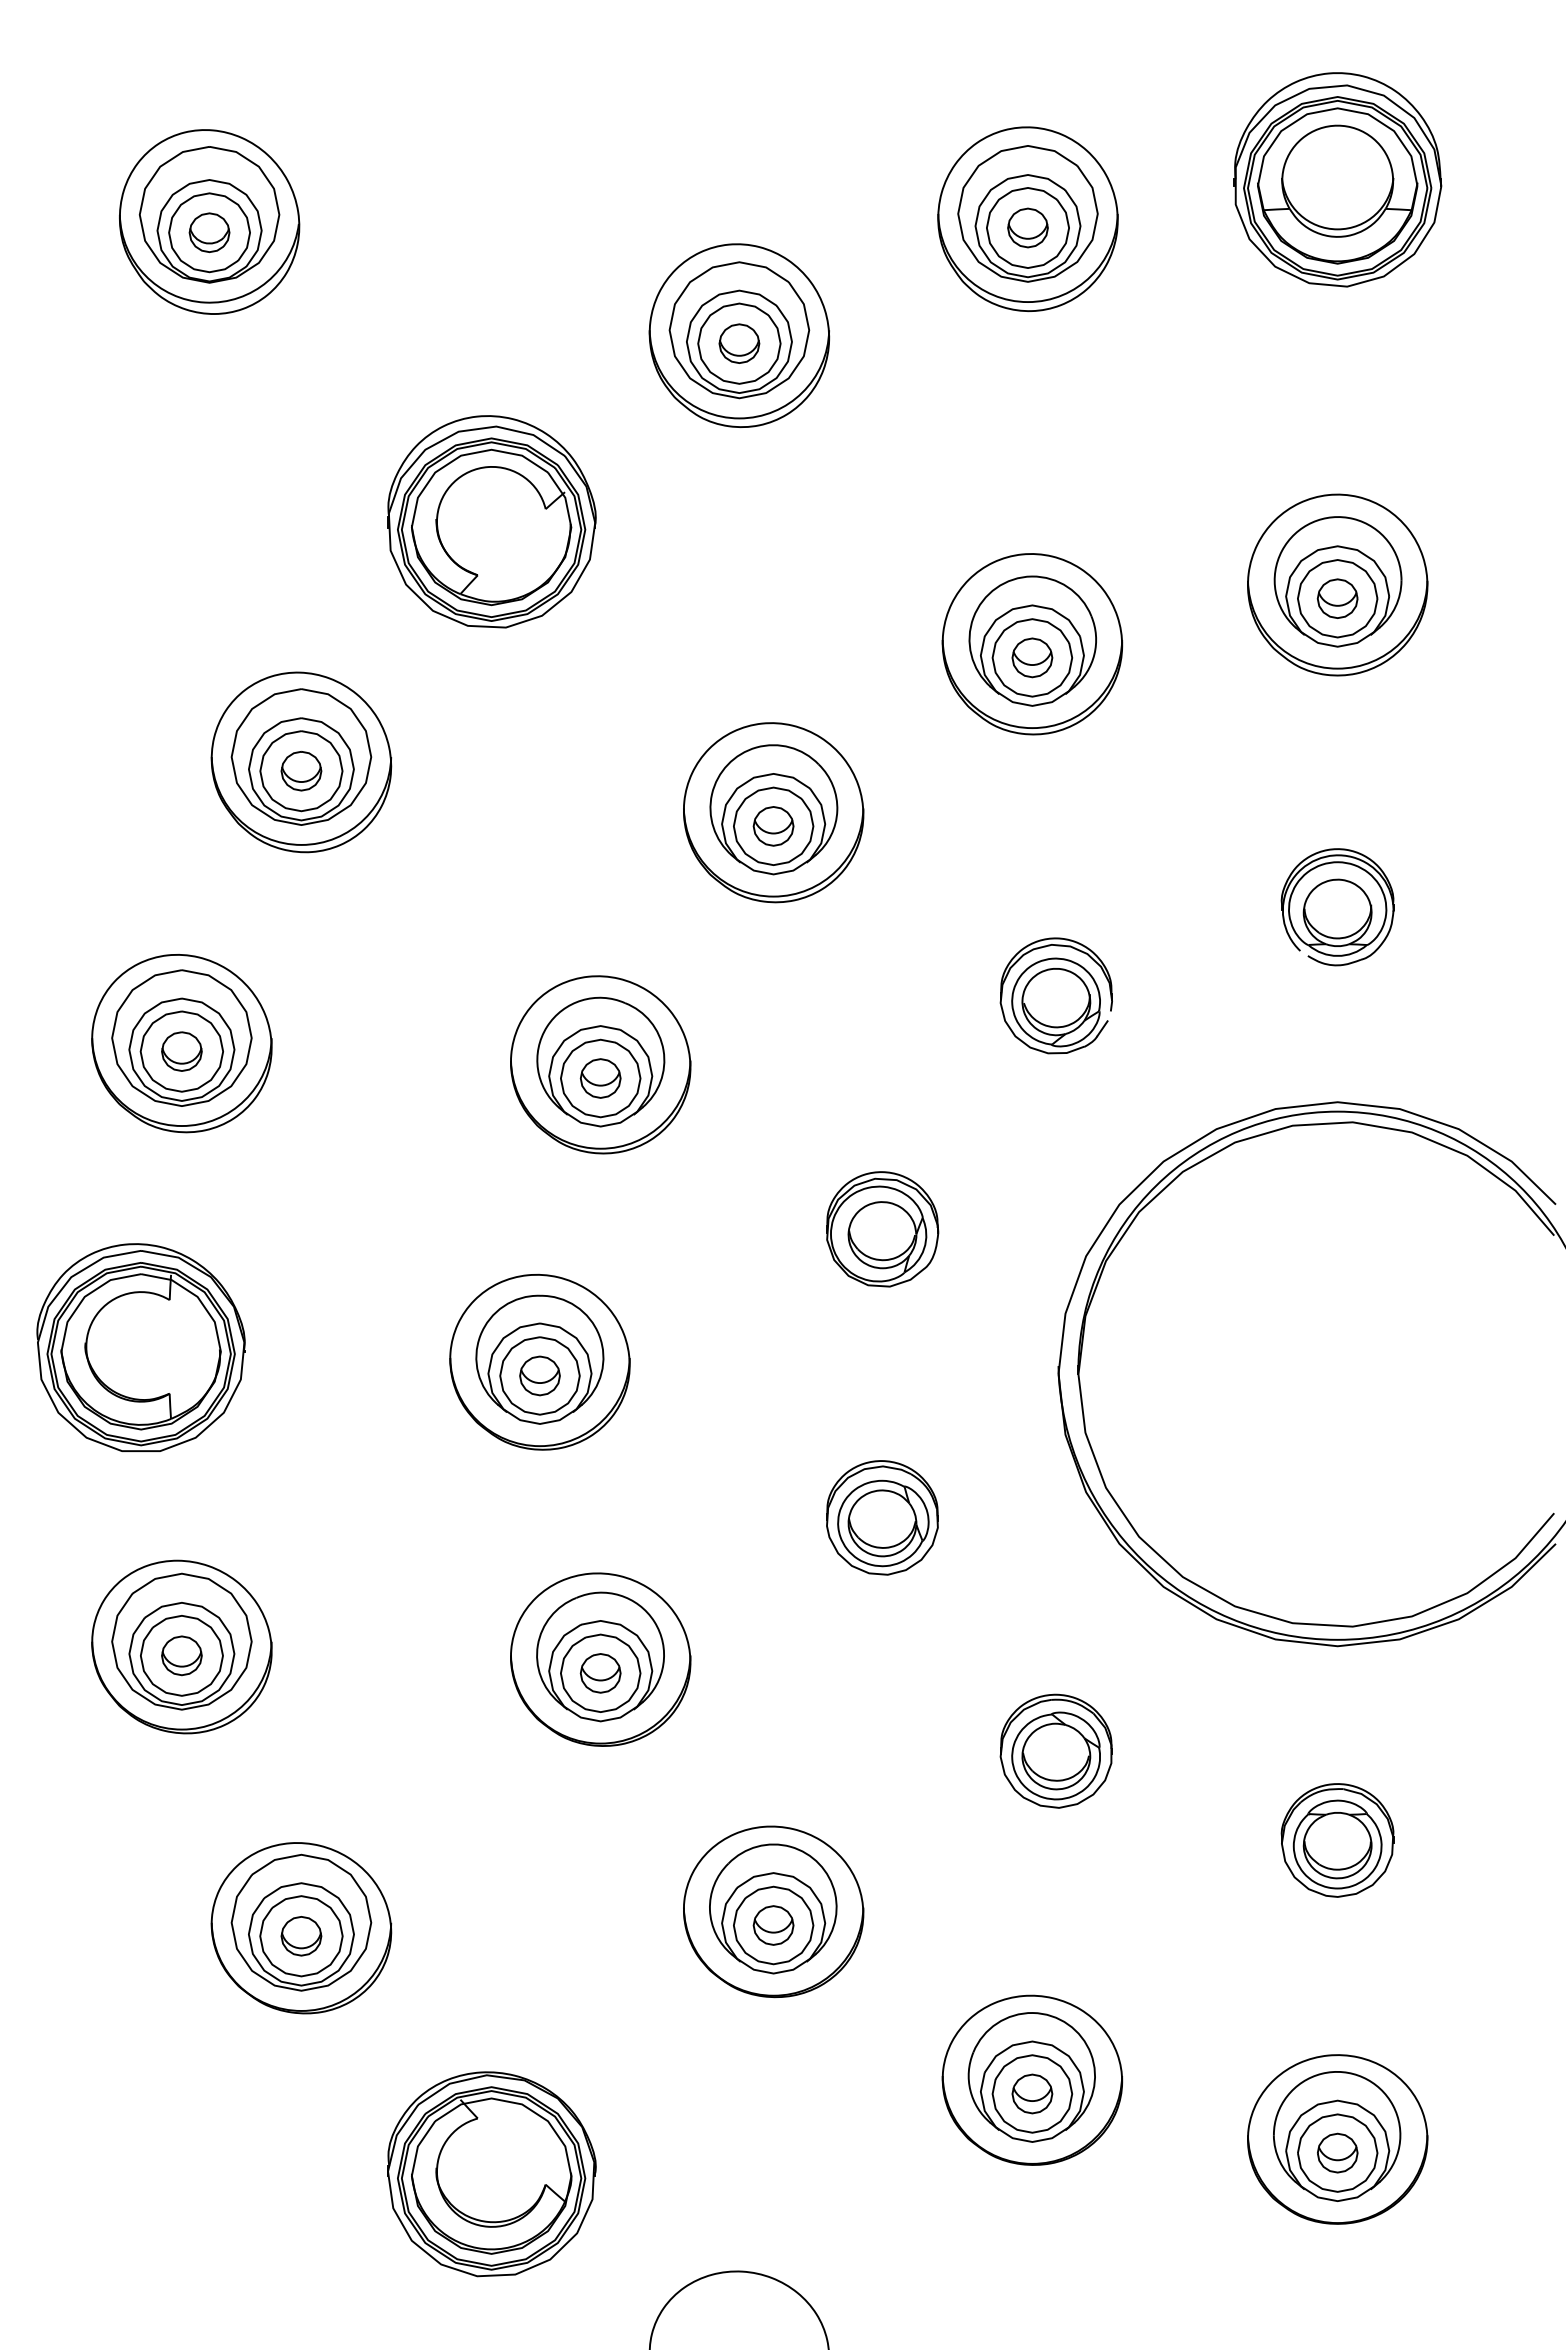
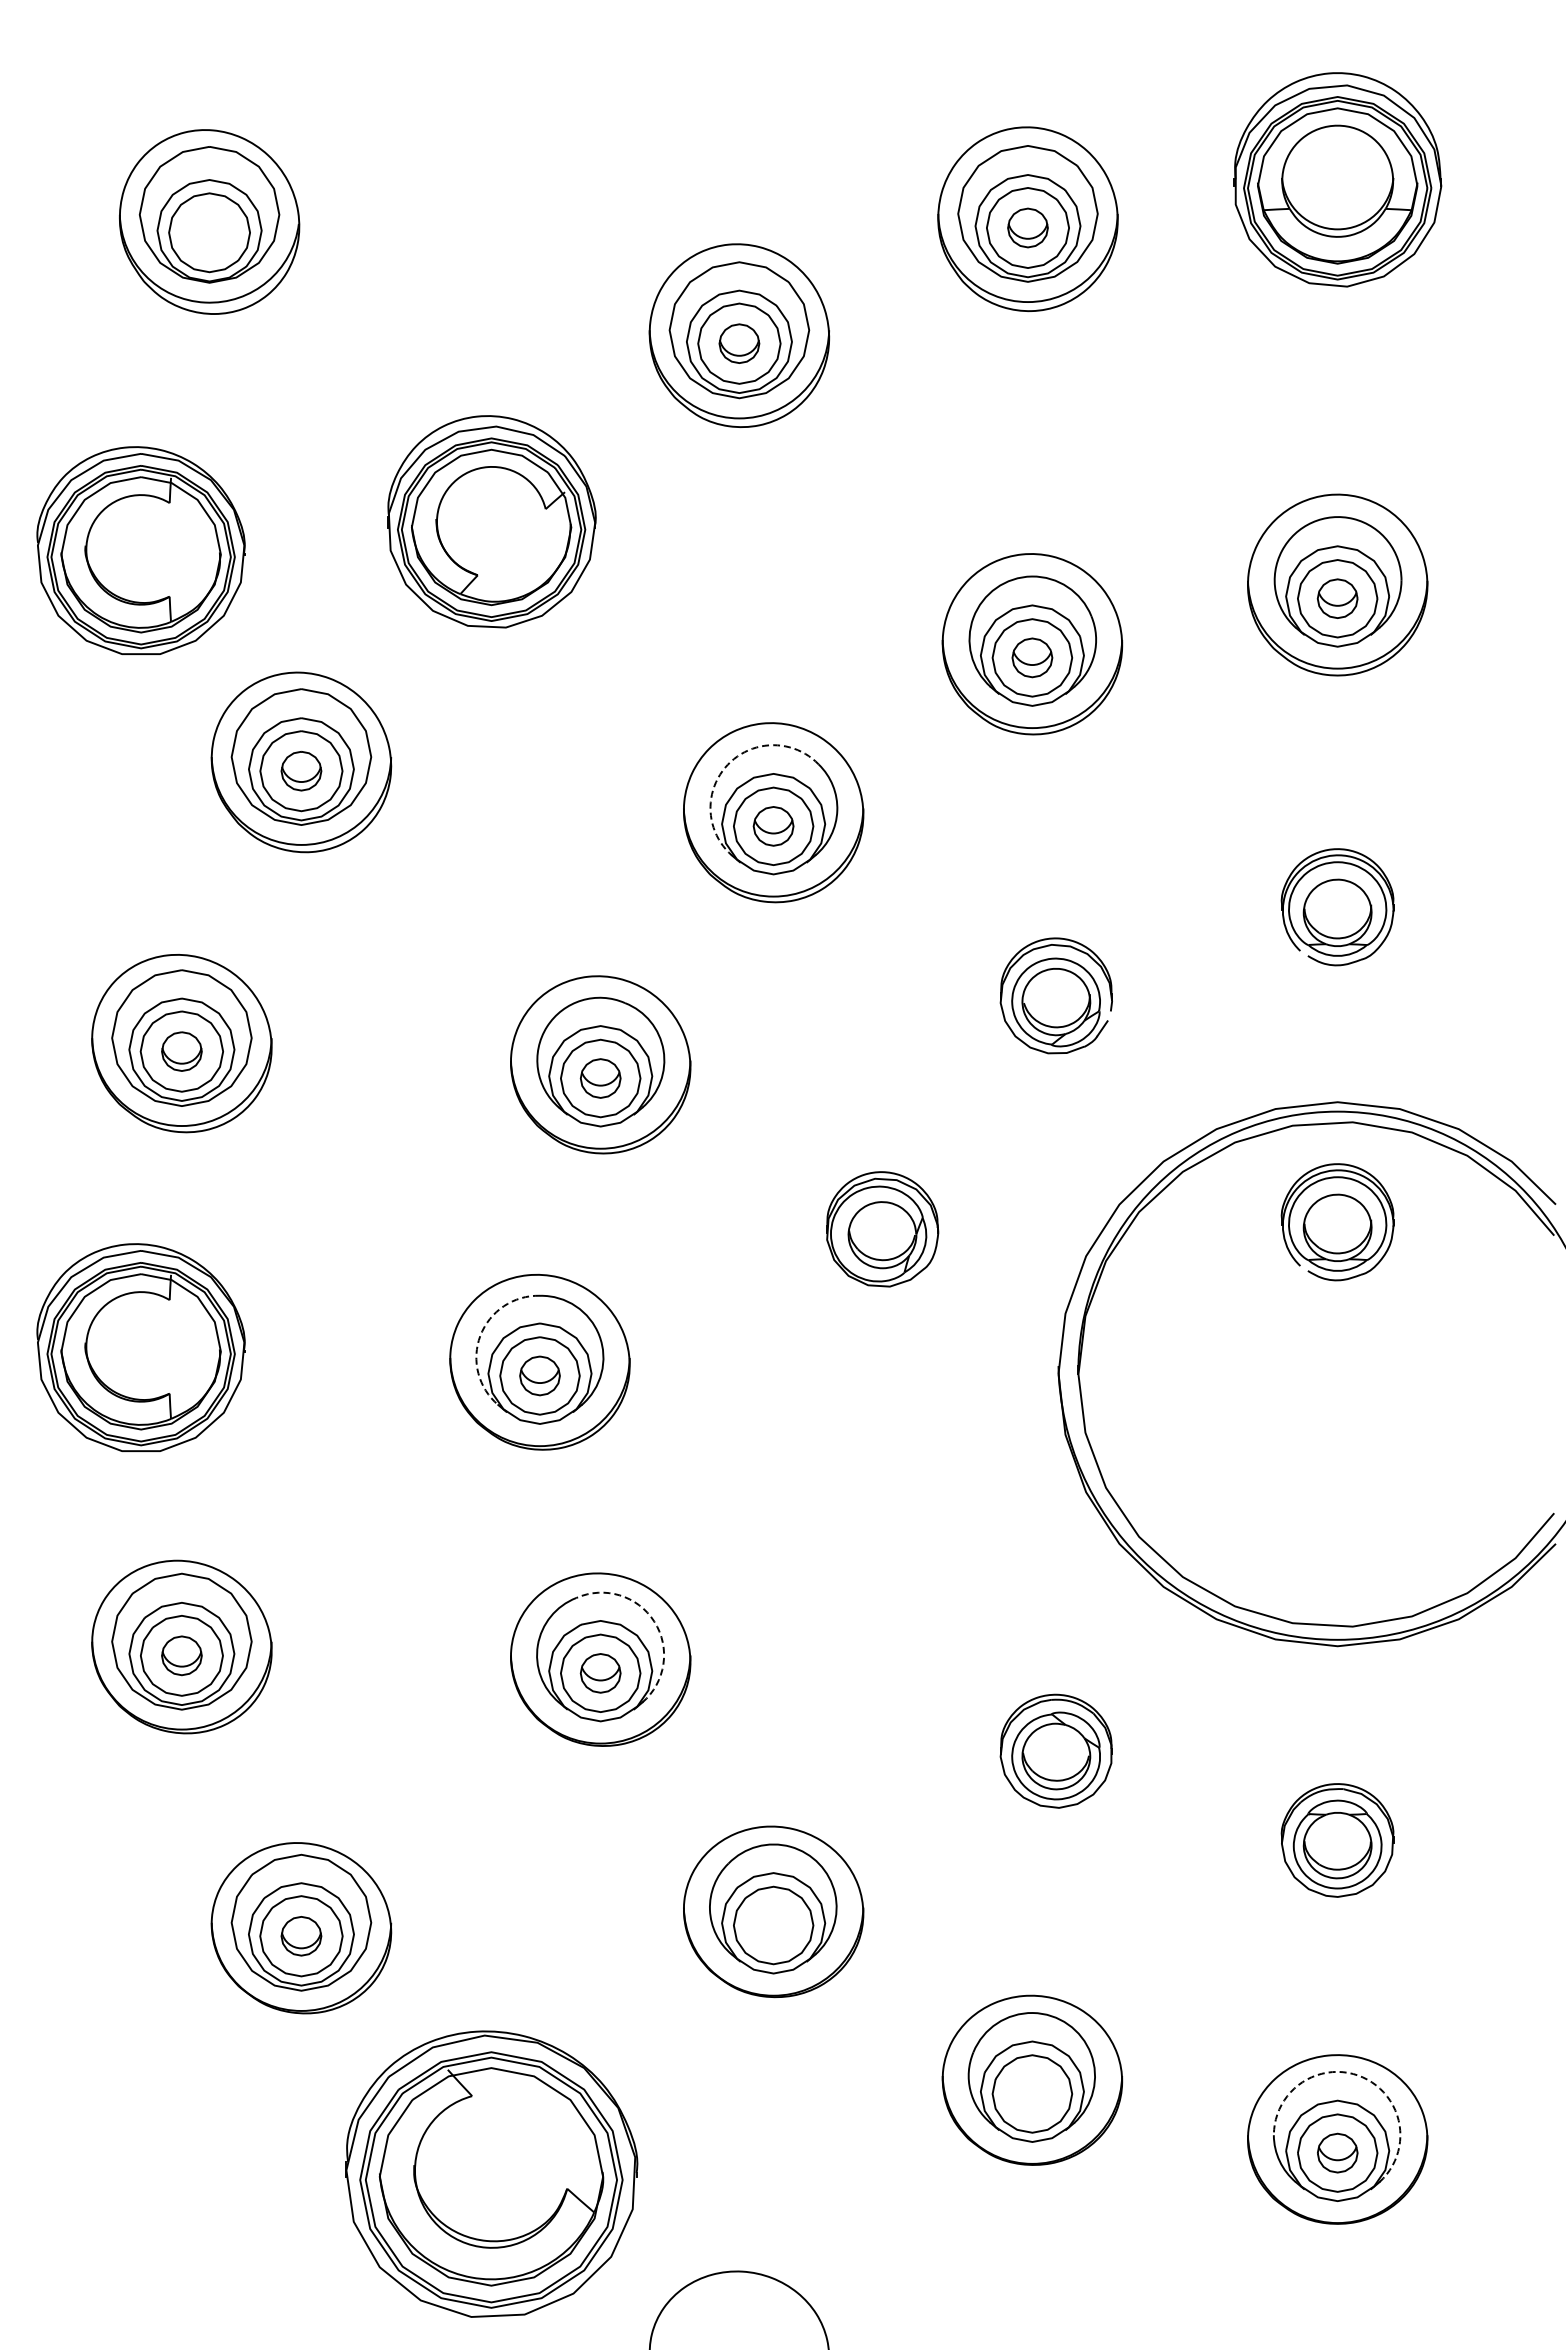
part: present -> none (209, 232)
part: none -> present (140, 550)
arc: solid -> dashed (727, 764)
part: none -> present (1337, 1222)
arc: solid -> dashed (480, 1335)
part: present -> none (882, 1517)
arc: solid -> dashed (654, 1621)
part: present -> none (773, 1925)
arc: solid -> dashed (1362, 2077)
part: present -> none (1032, 2093)
part size: 210x207 px -> 294x288 px (491, 2173)
